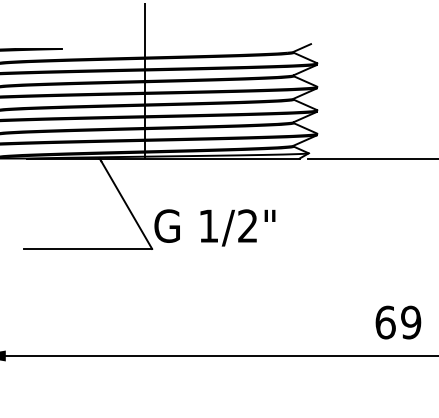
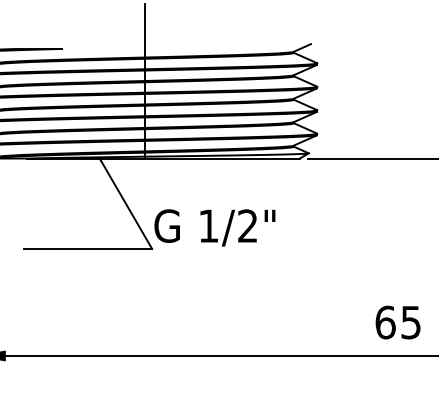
text: 69 -> 65 (411, 322)
